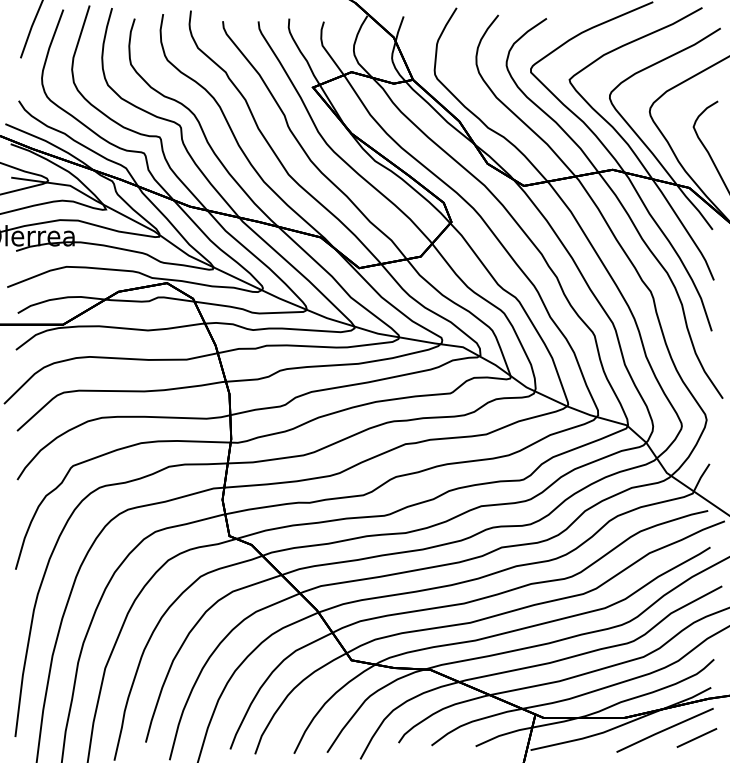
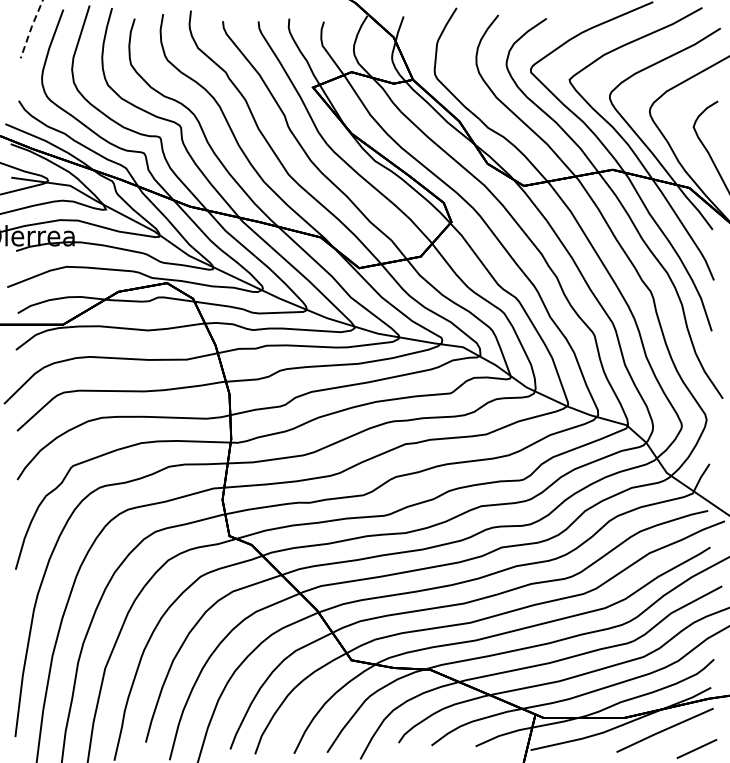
line: solid -> dashed (31, 28)
line position: (696, 737) -> (696, 748) (696, 748)
